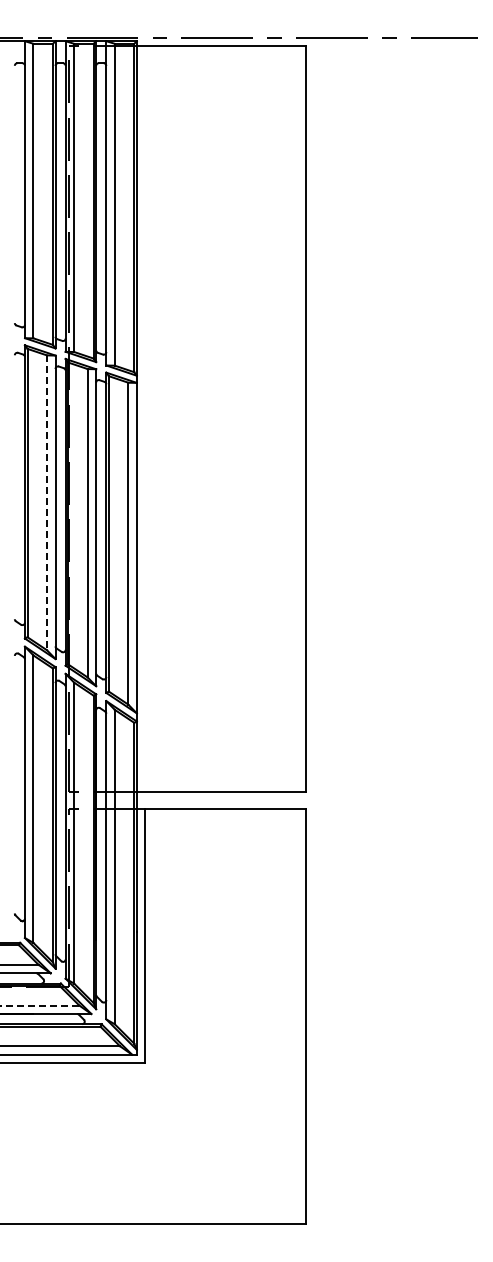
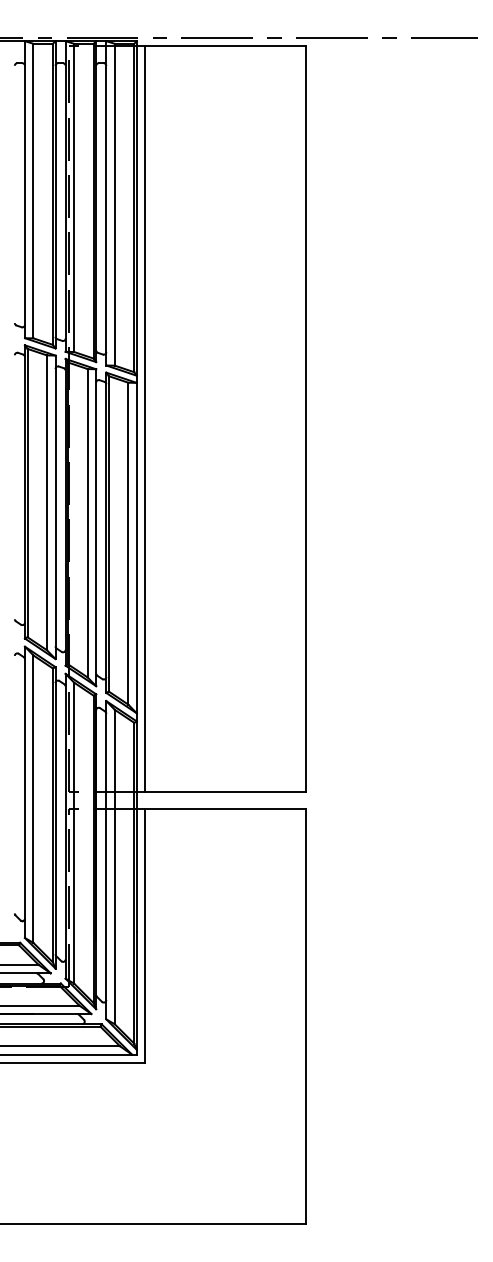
line: none -> present (145, 418)
line: dashed -> solid (47, 503)
line: dashed -> solid (39, 1005)
